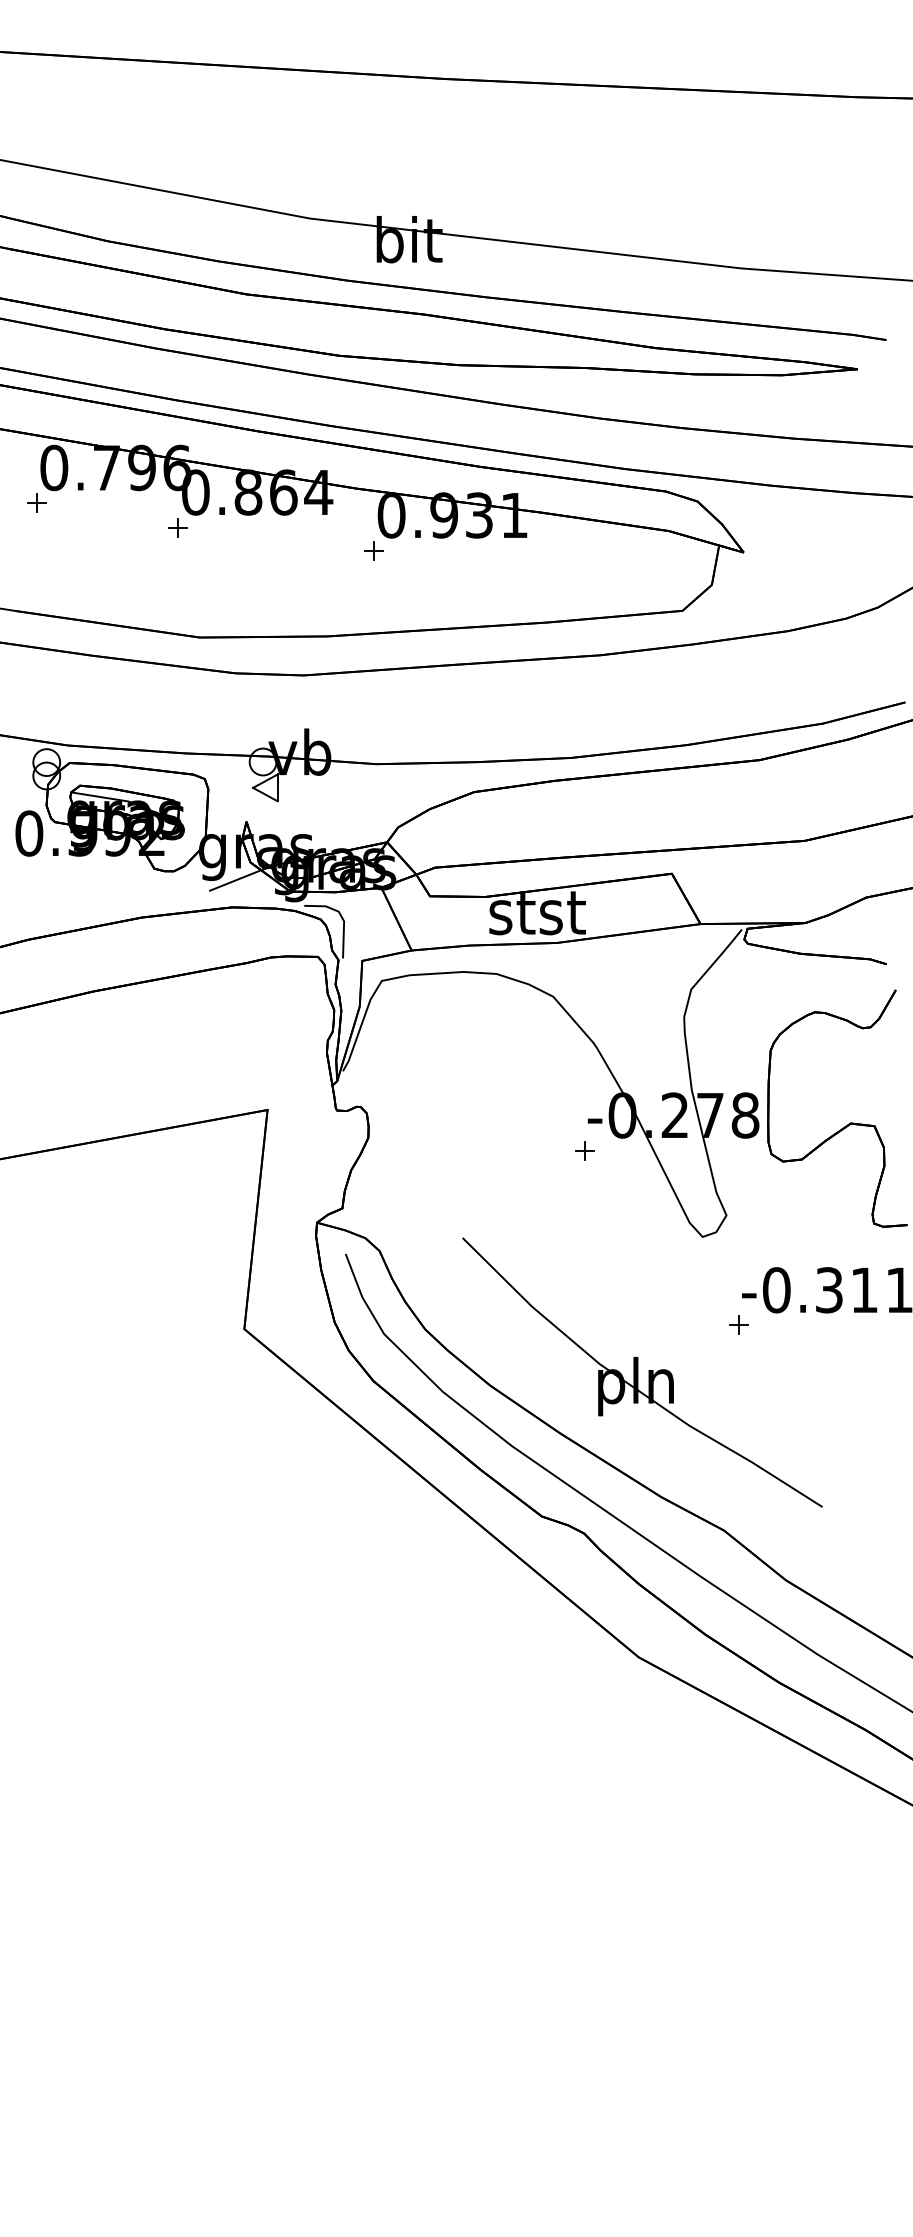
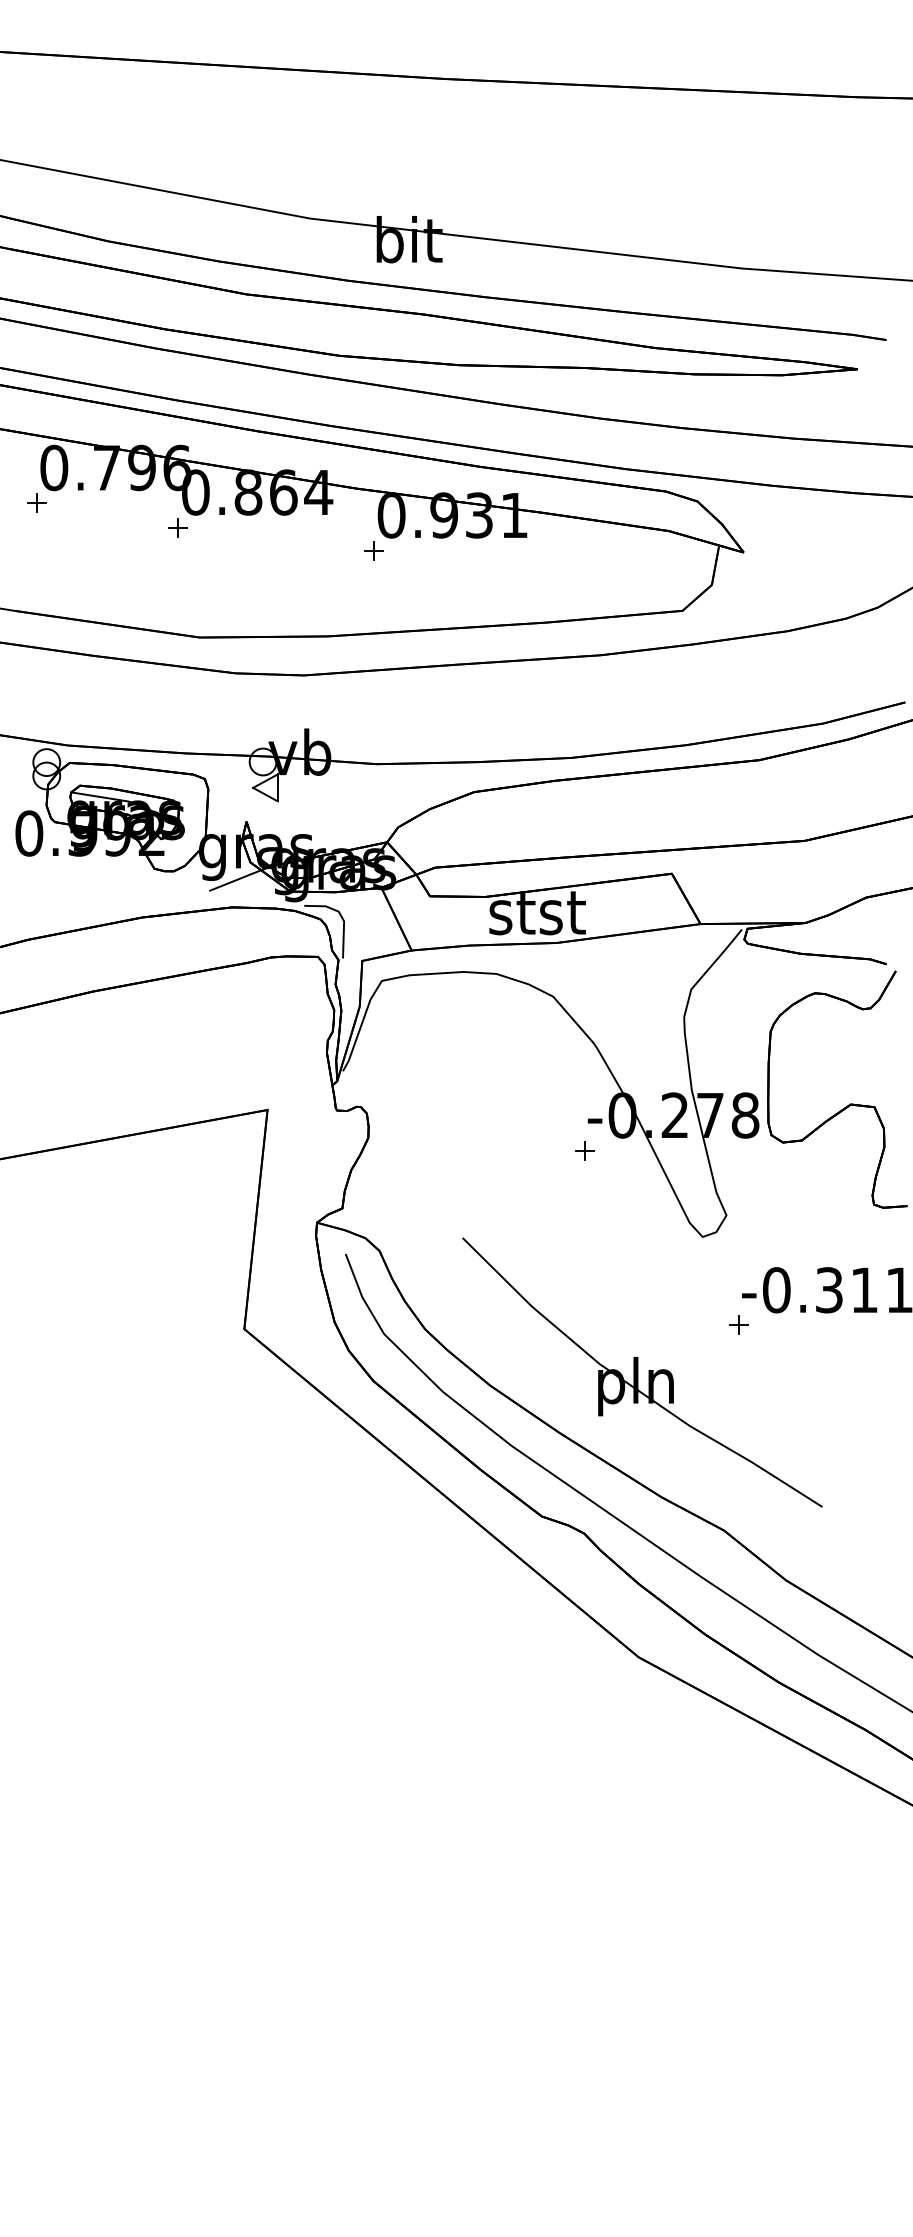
part position: (848, 1123) -> (848, 1104) (848, 1104)
